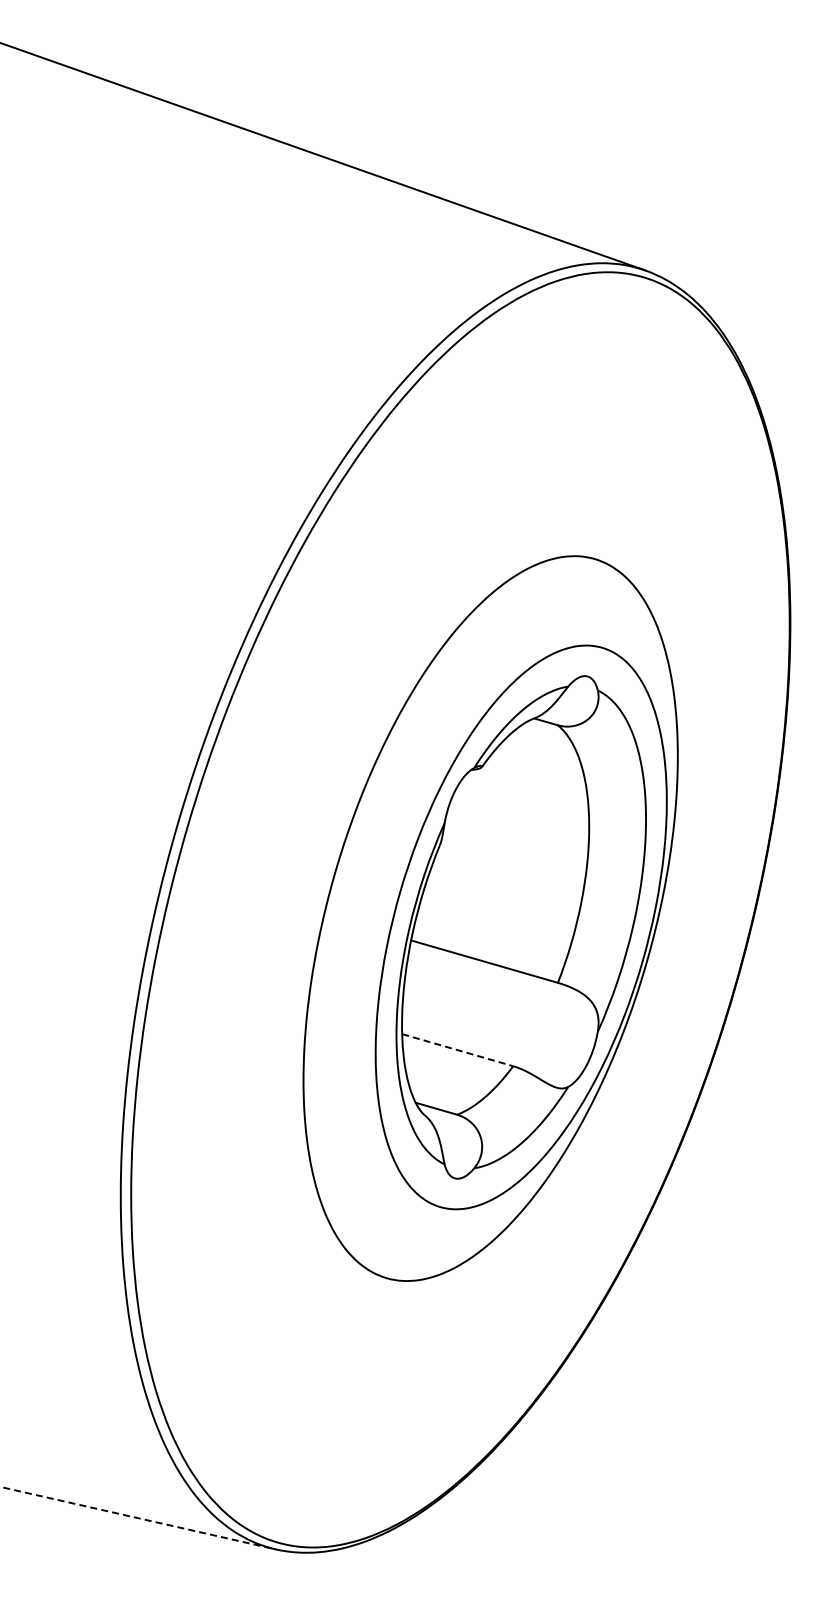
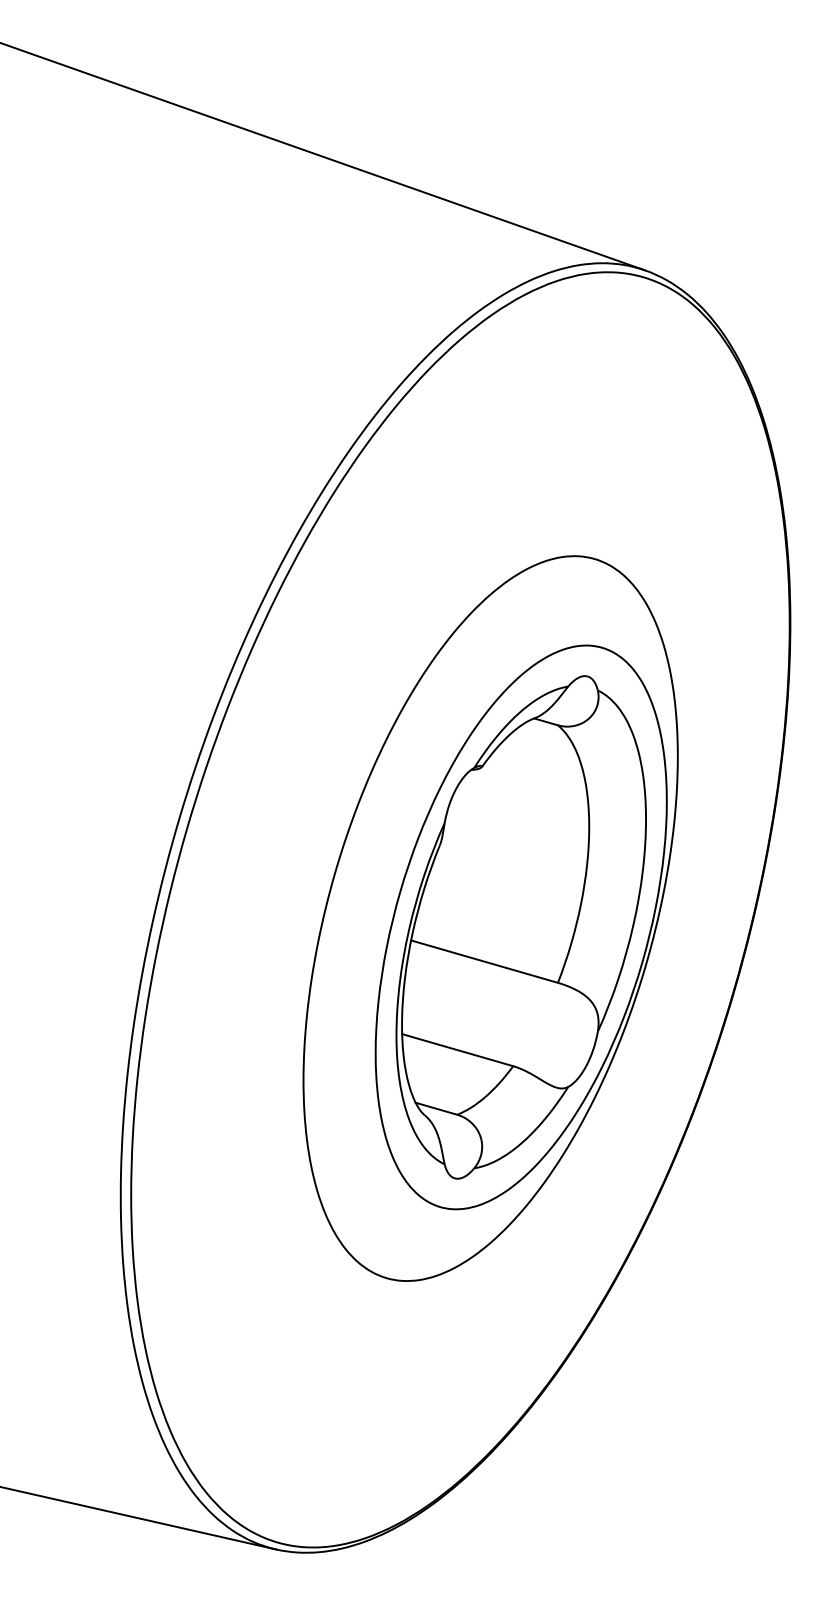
line: dashed -> solid (457, 1050)
line: dashed -> solid (138, 1518)
